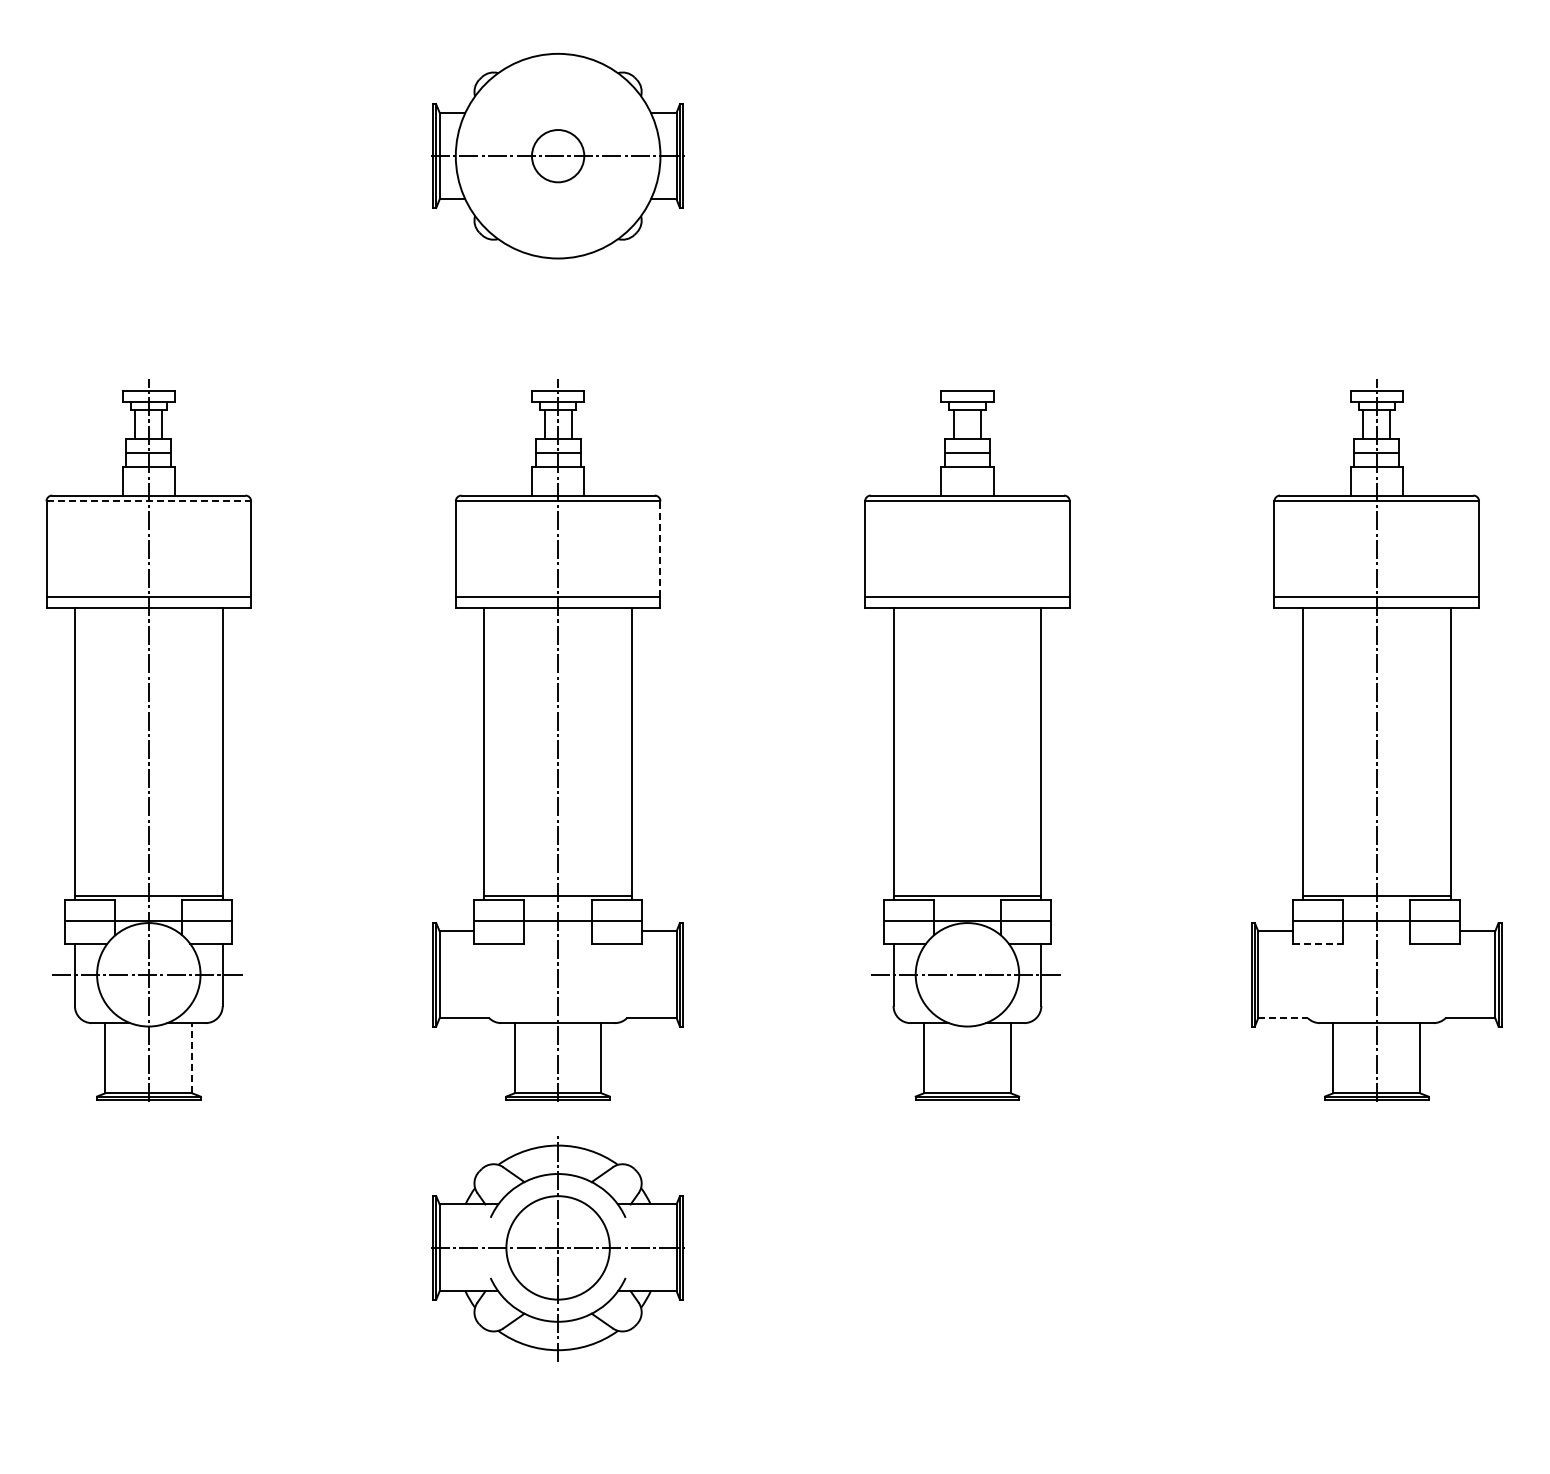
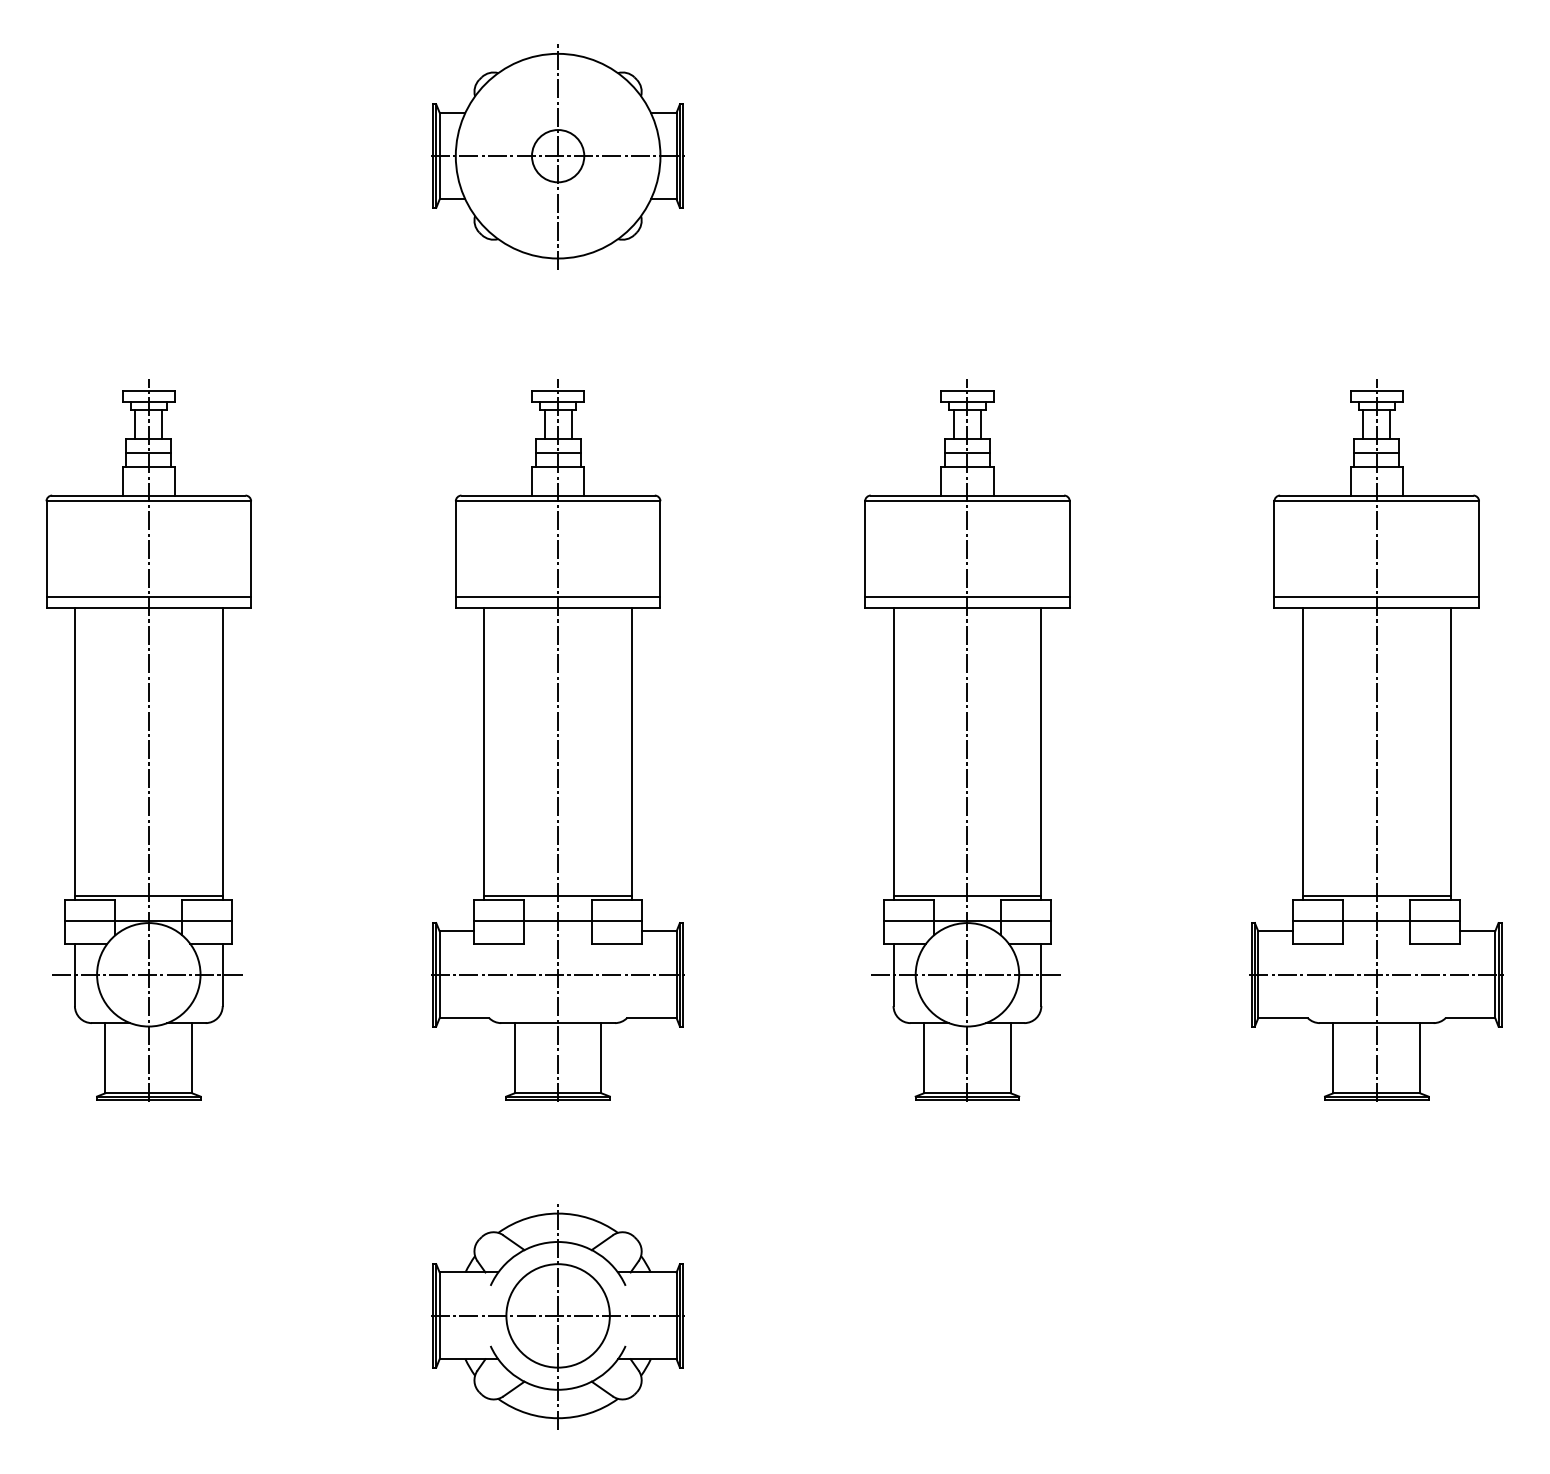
line: none -> present (558, 155)
line: dashed -> solid (149, 501)
line: dashed -> solid (660, 548)
line: none -> present (967, 740)
line: dashed -> solid (1318, 944)
line: none -> present (557, 974)
line: none -> present (1376, 974)
line: dashed -> solid (1283, 1018)
line: dashed -> solid (192, 1057)
part position: (557, 1248) -> (557, 1316) (557, 1316)
